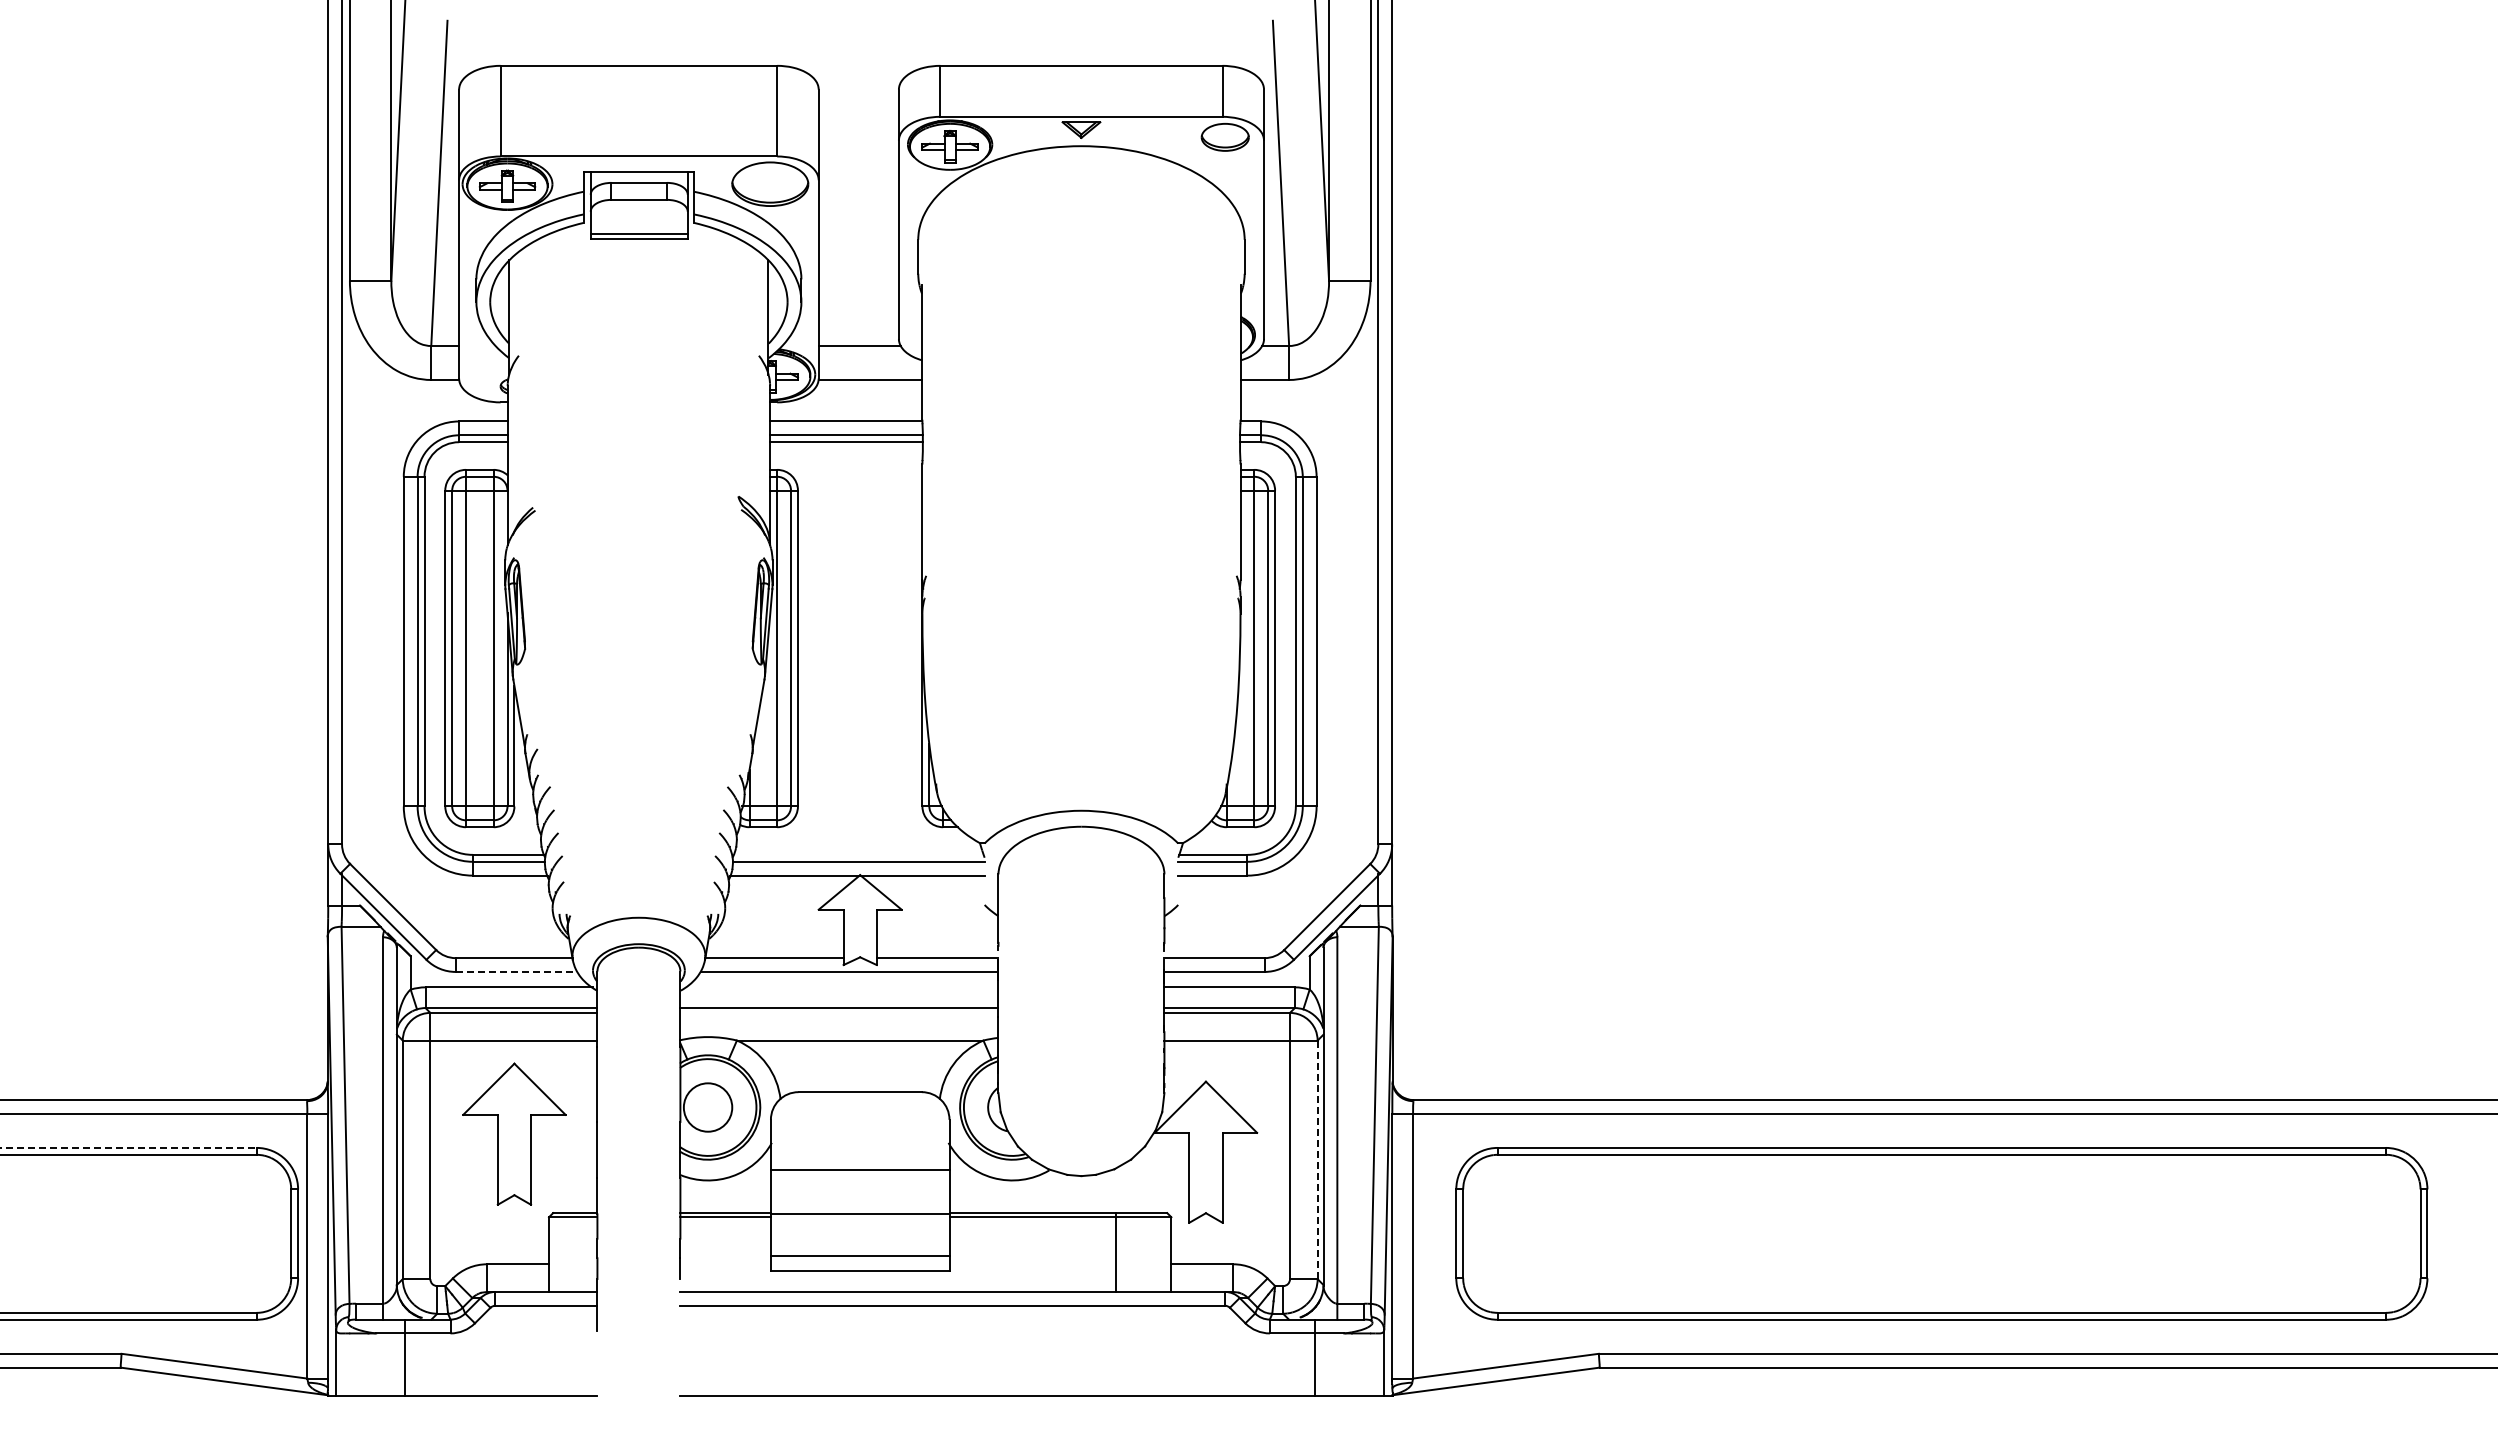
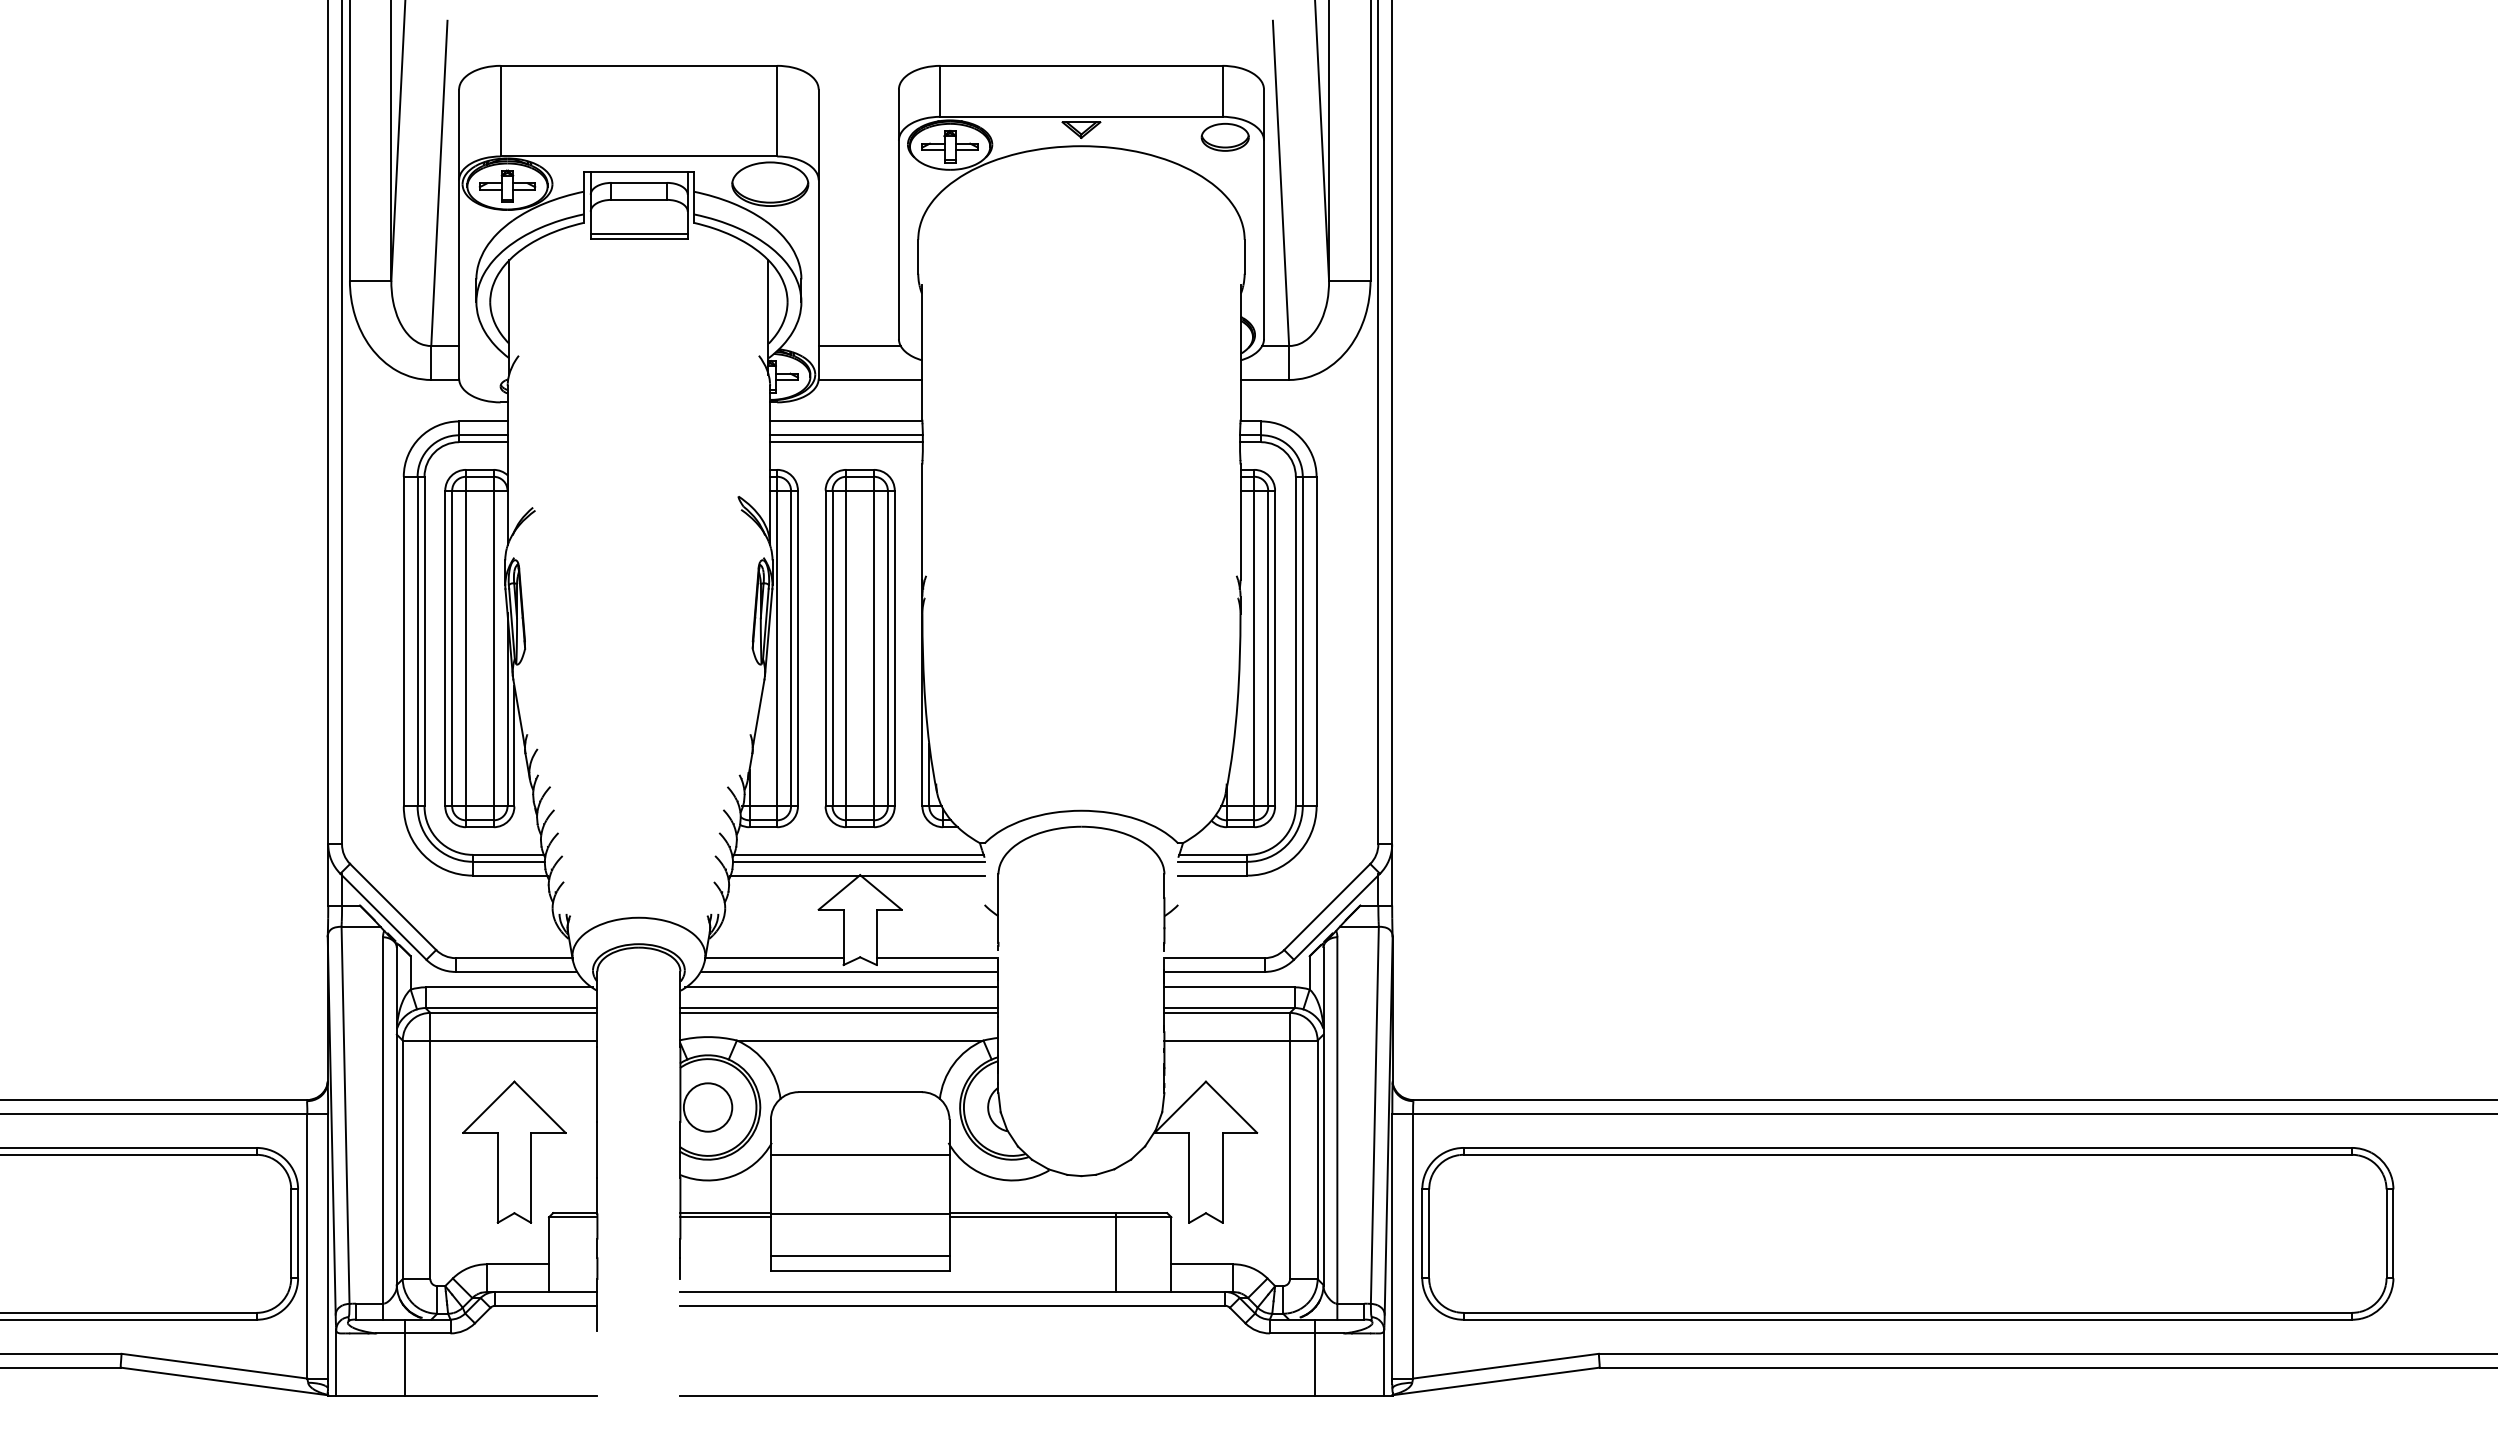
part: none -> present (859, 648)
line: none -> present (858, 854)
line: dashed -> solid (516, 971)
line: none -> present (841, 987)
line: none -> present (839, 1012)
part position: (514, 1133) -> (514, 1151) (514, 1151)
line: dashed -> solid (128, 1147)
line: dashed -> solid (1317, 1159)
line position: (859, 1169) -> (859, 1154) (859, 1154)
part position: (1941, 1233) -> (1907, 1233) (1907, 1233)
